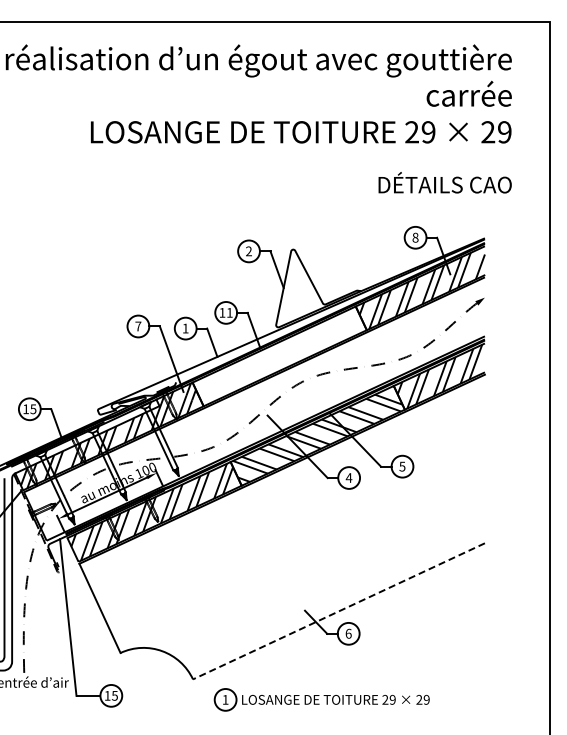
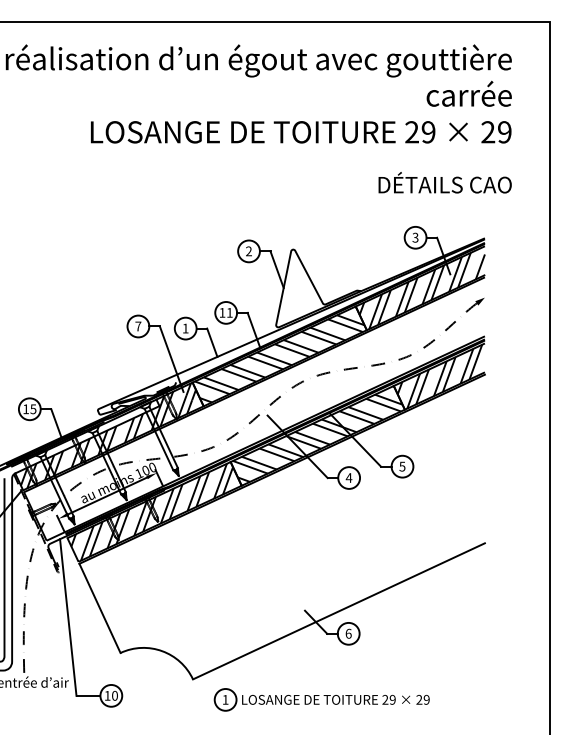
text: 8 -> 3 (415, 237)
hatch: none -> present (279, 354)
line: dashed -> solid (338, 611)
text: 15 -> 10 (114, 695)
